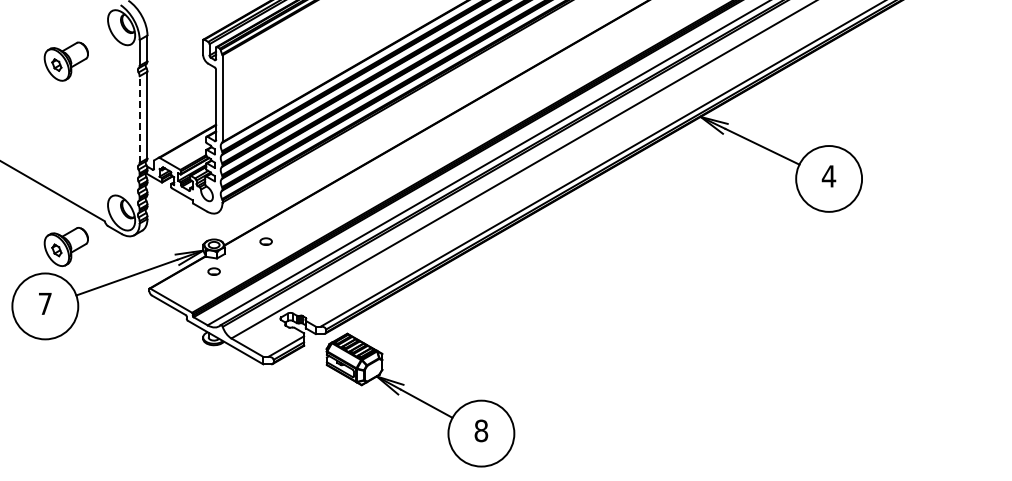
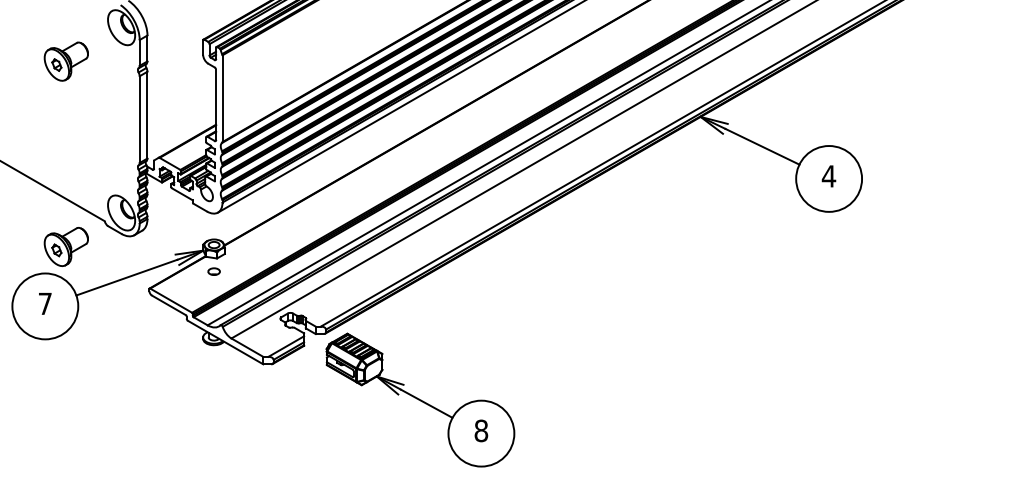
line: none -> present (399, 107)
line: dashed -> solid (139, 119)
part: present -> none (265, 241)
